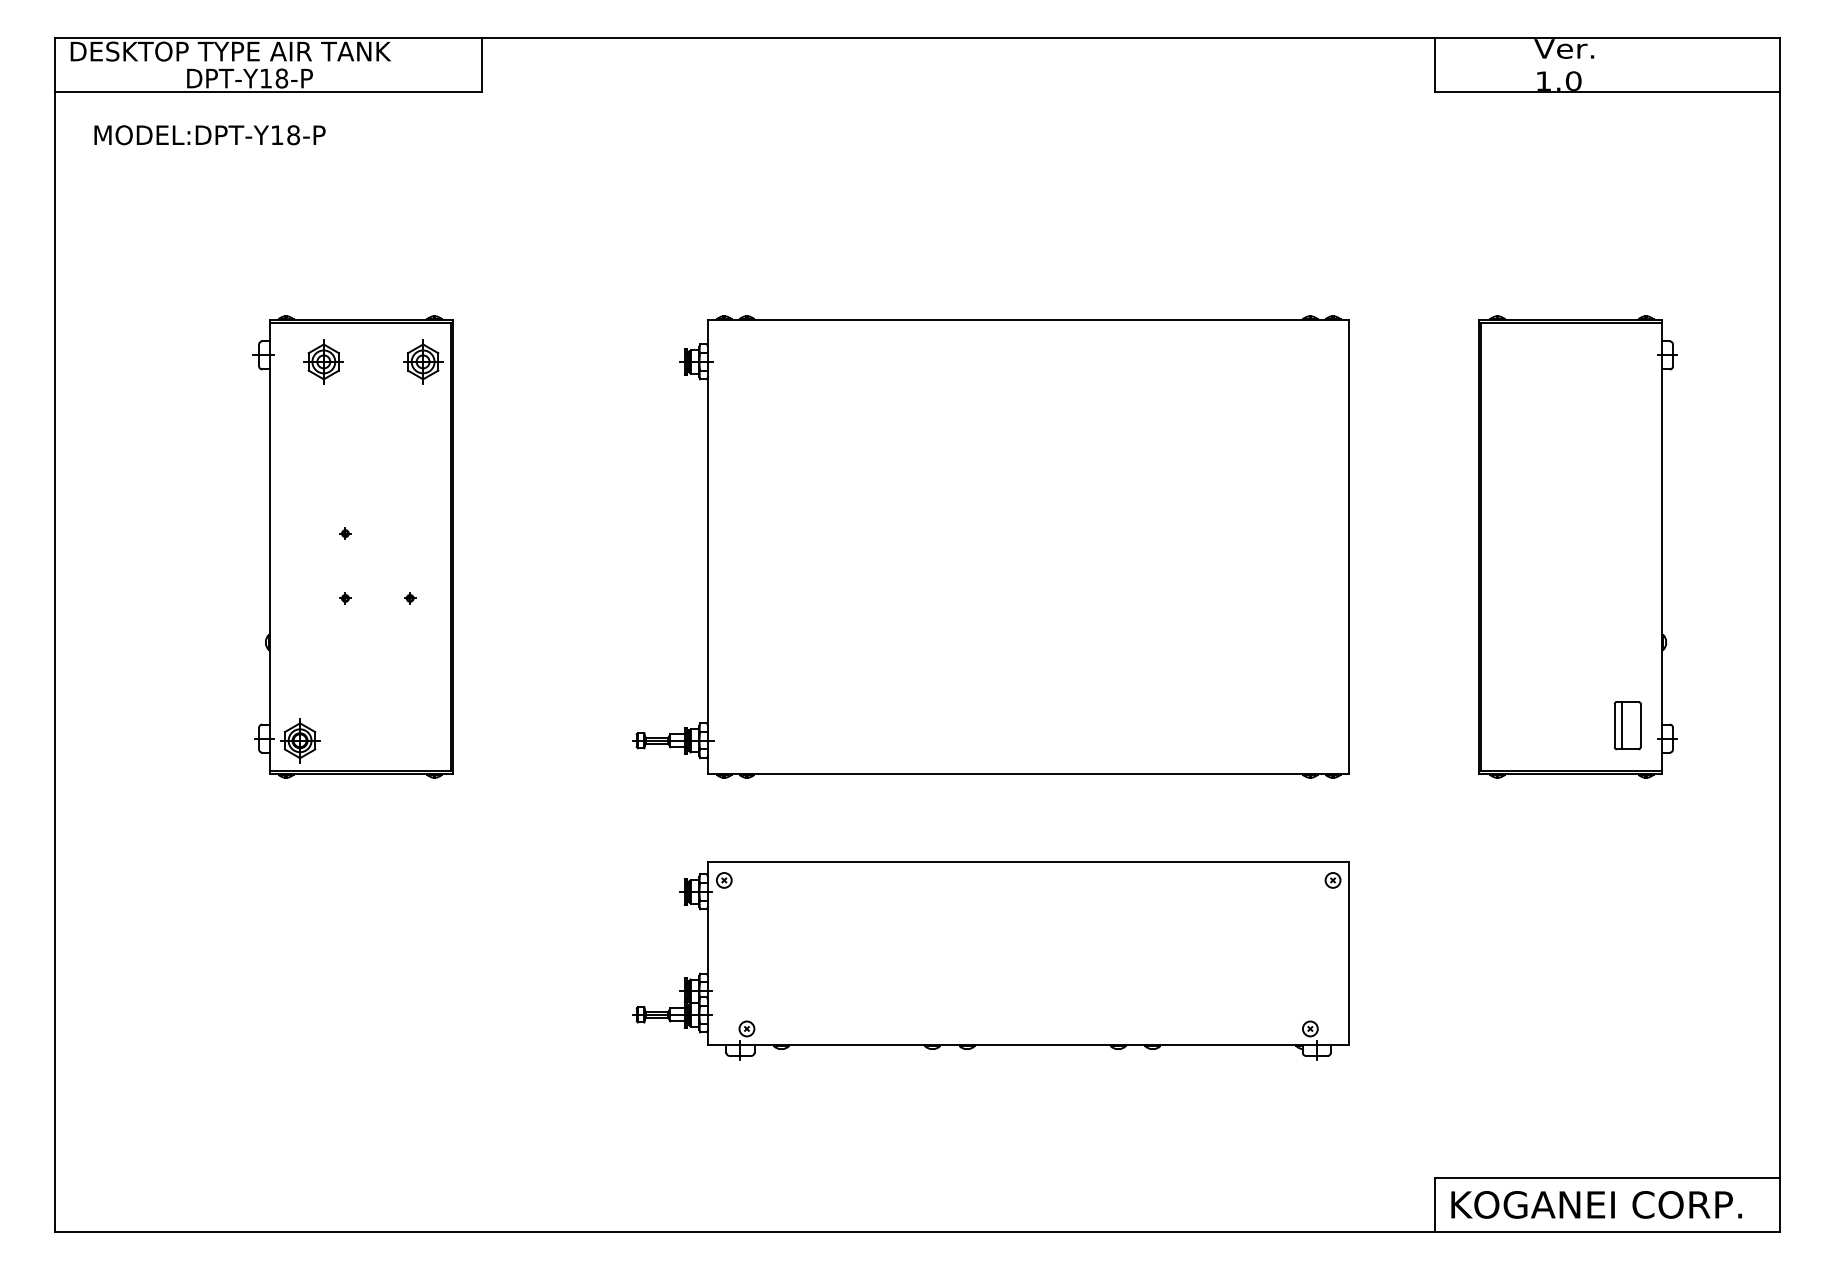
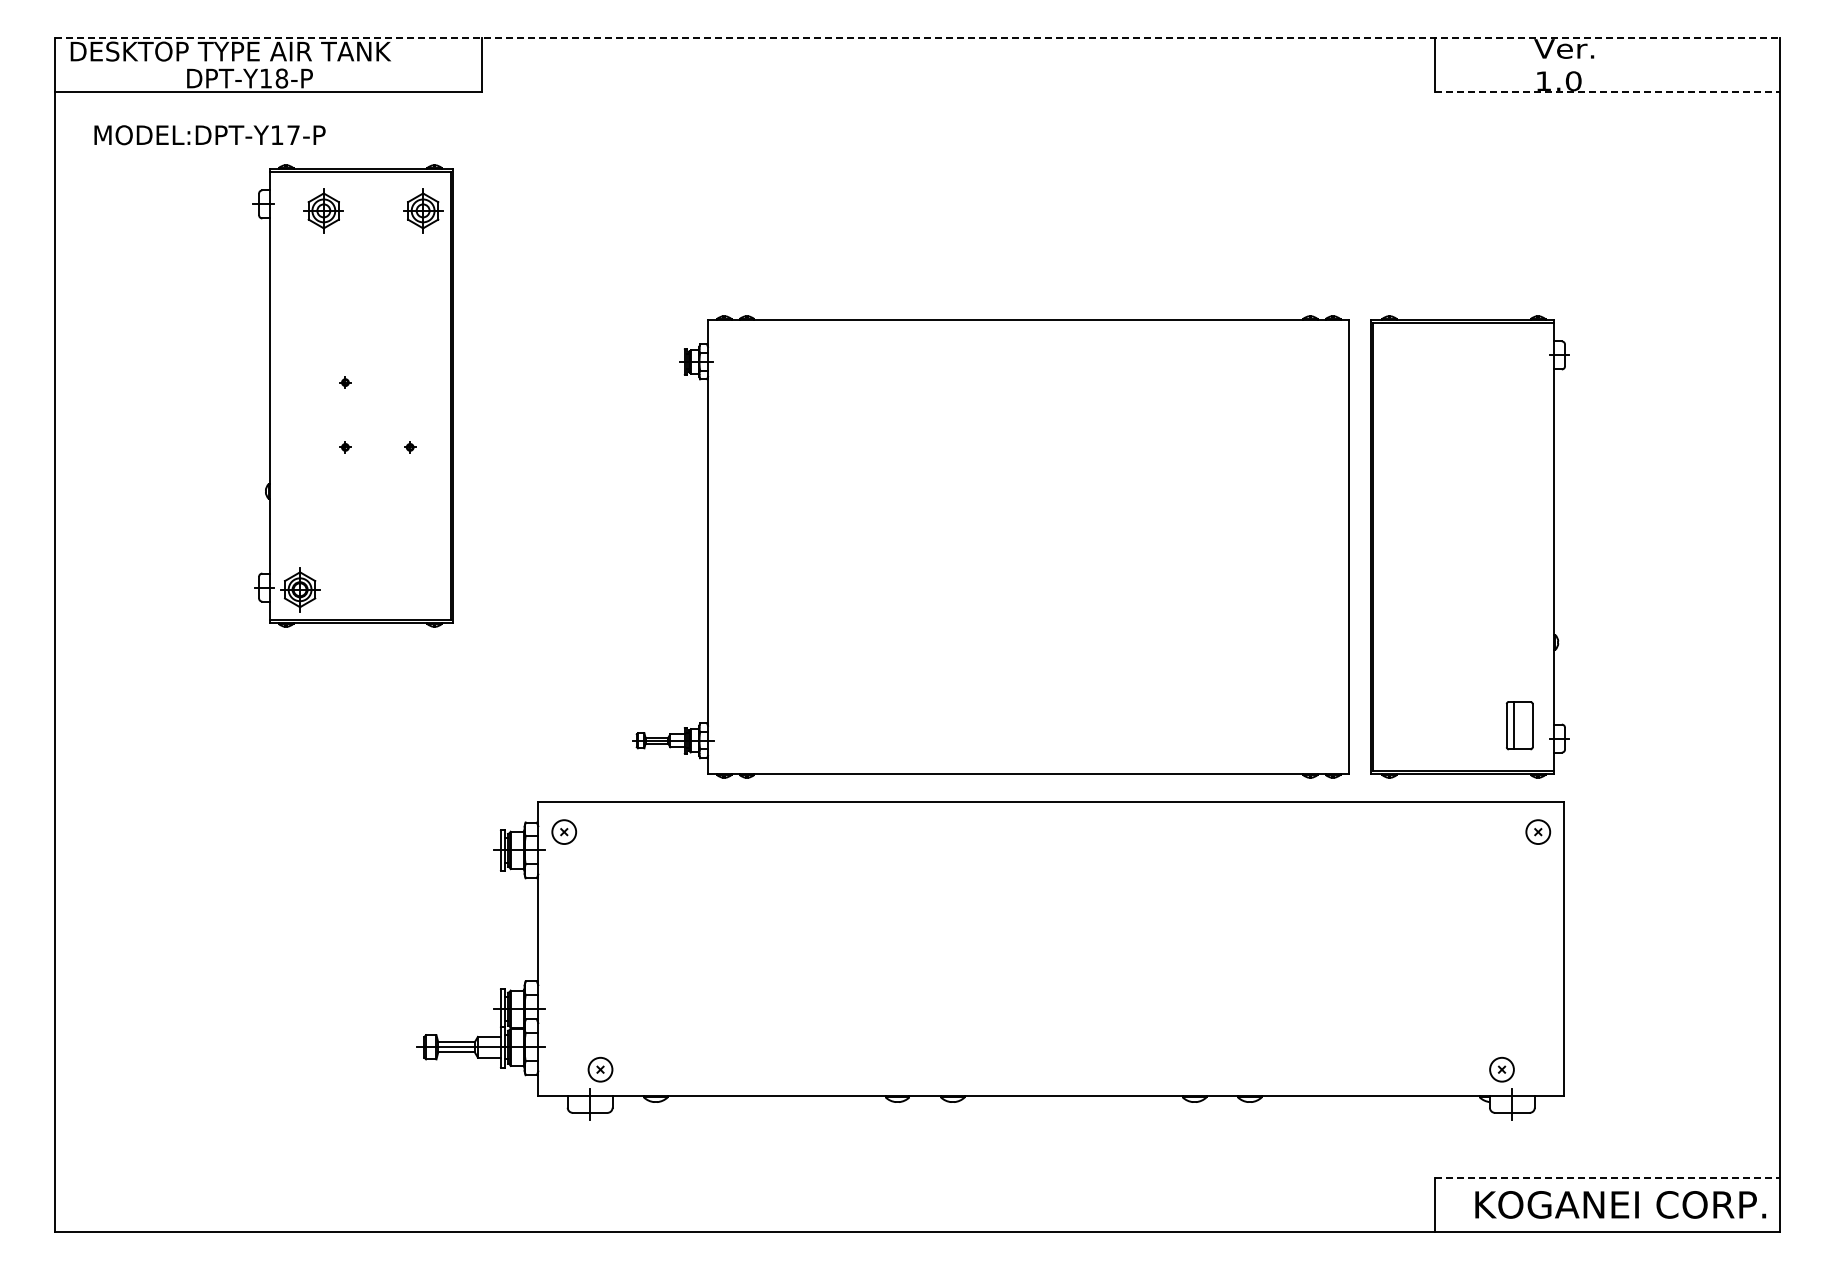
line: solid -> dashed (917, 38)
line: solid -> dashed (1607, 92)
text: MODEL:DPT-Y18-P -> MODEL:DPT-Y17-P (293, 135)
part position: (352, 546) -> (352, 395) (352, 395)
part position: (1577, 546) -> (1469, 546) (1469, 546)
part size: 718x200 px -> 1149x320 px (990, 960)
line: solid -> dashed (1607, 1177)
text position: (1596, 1204) -> (1620, 1204) (1620, 1204)
